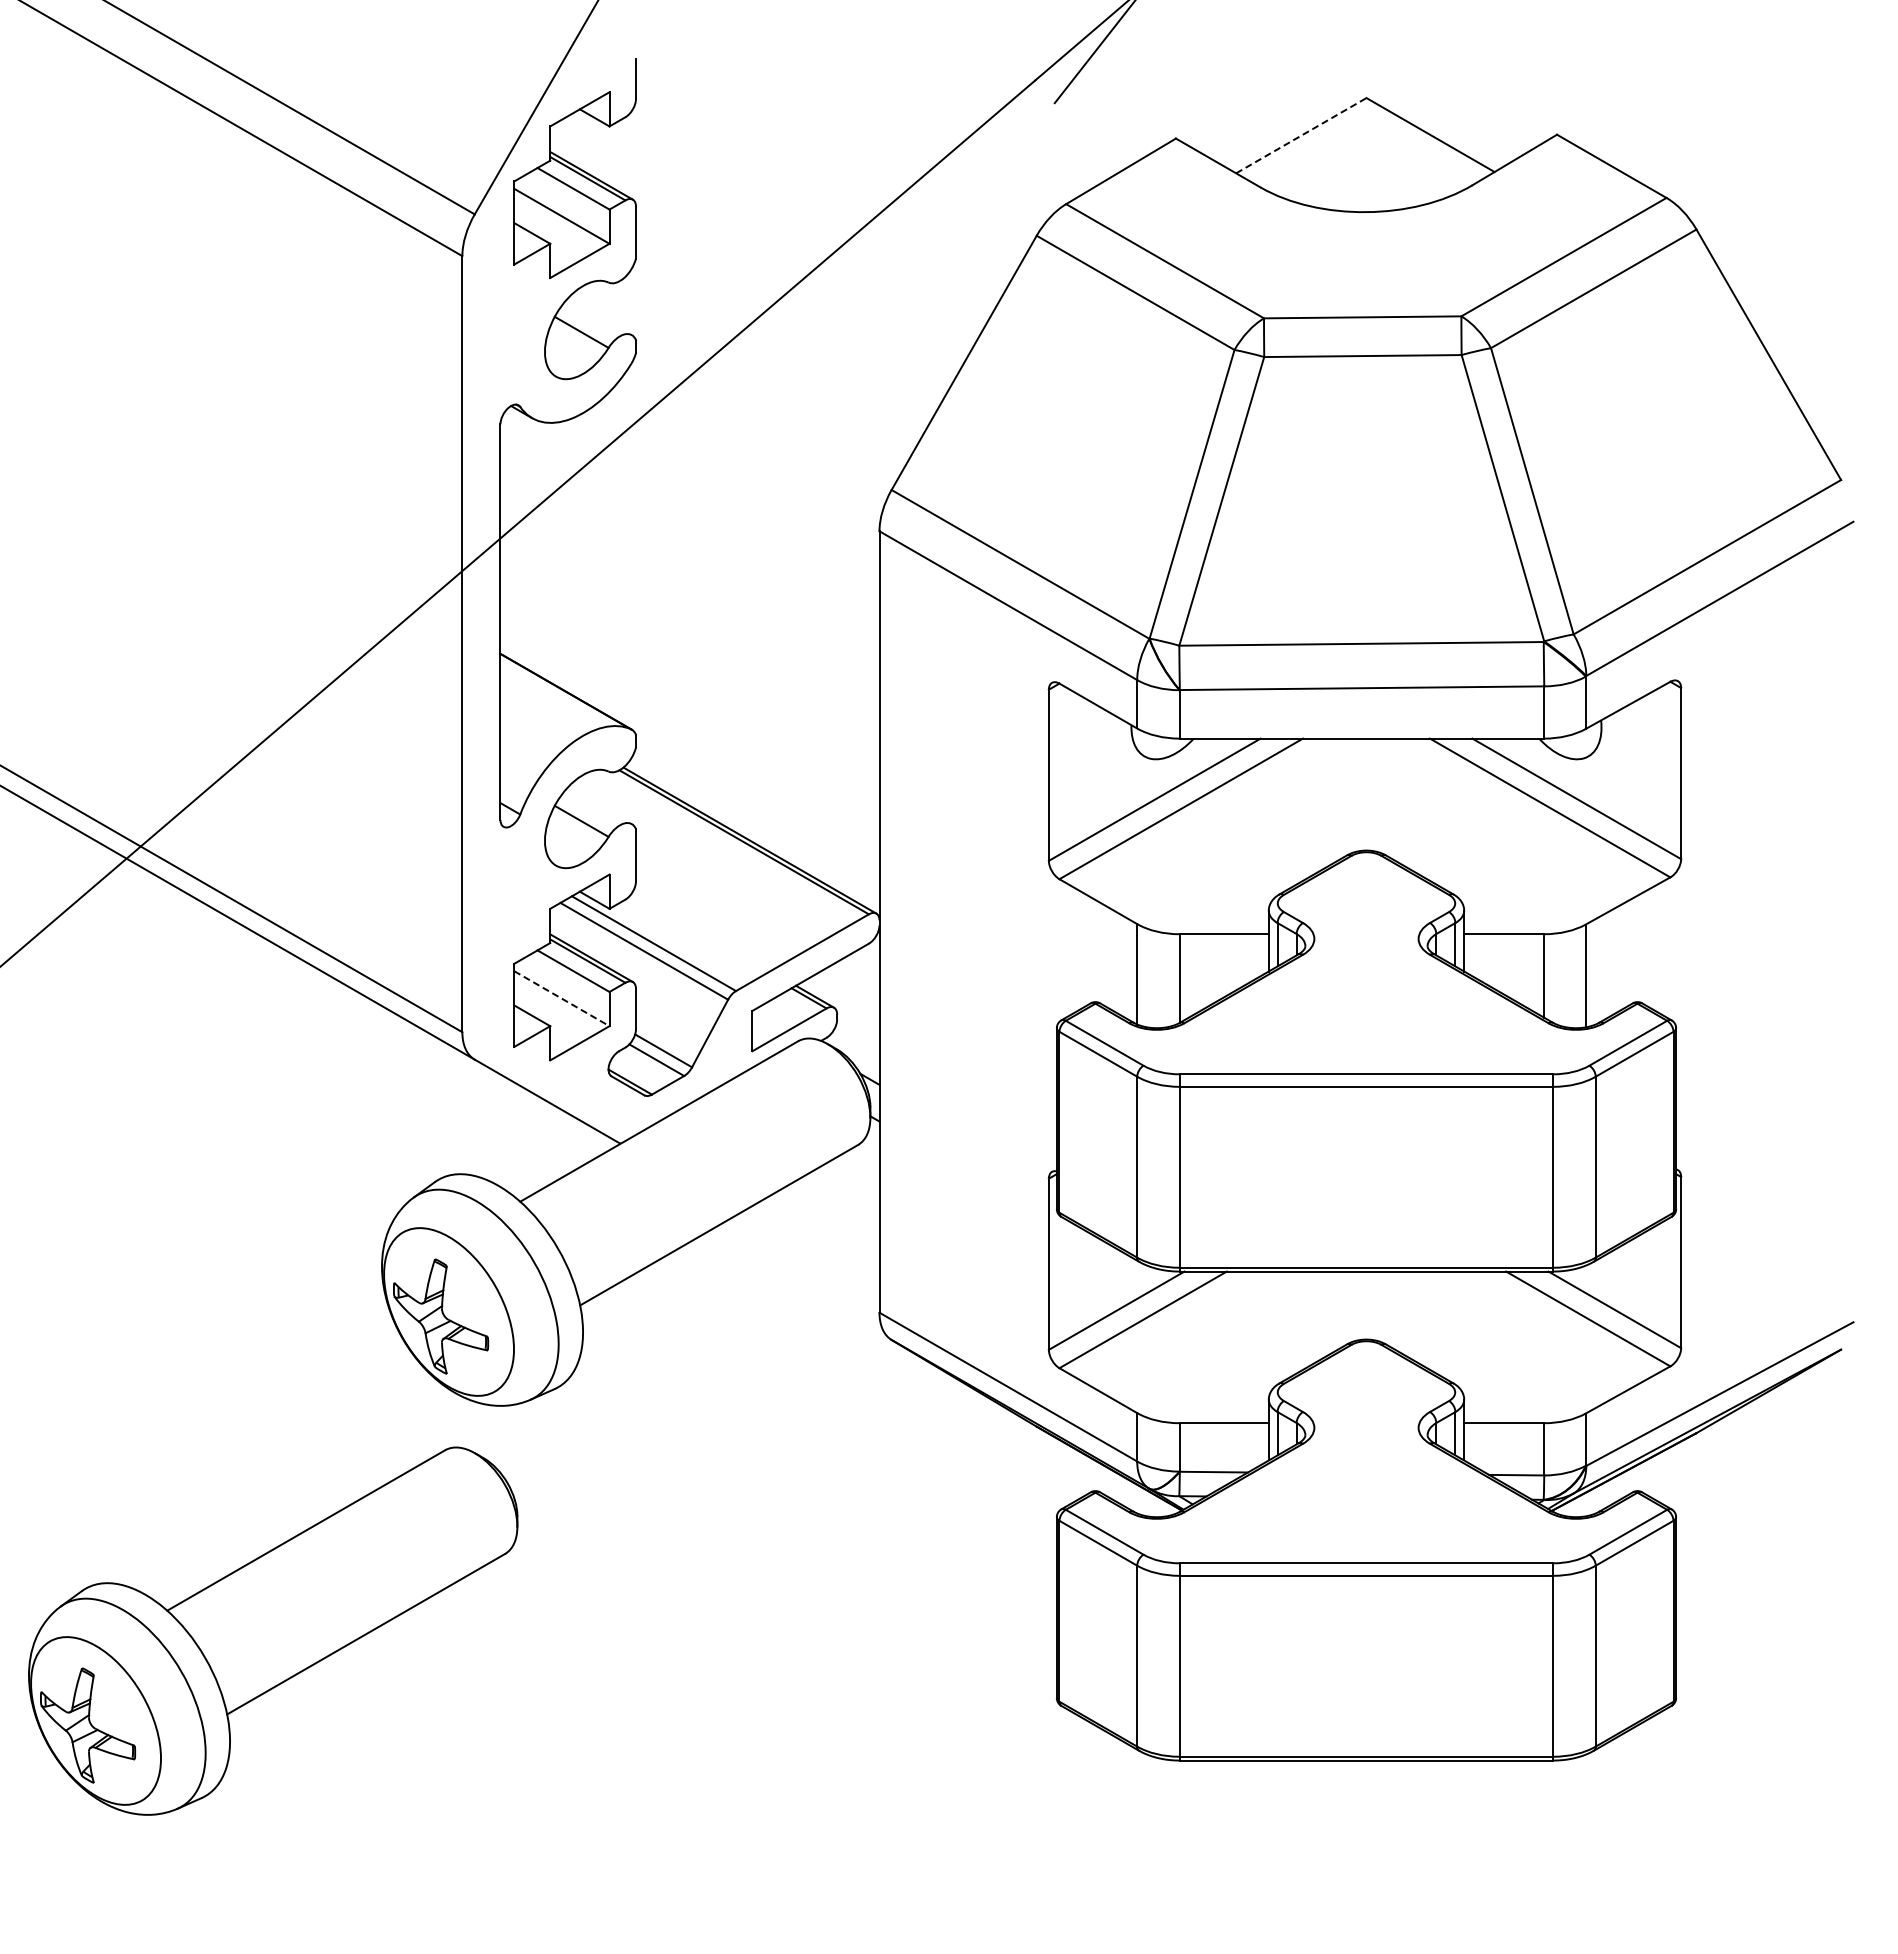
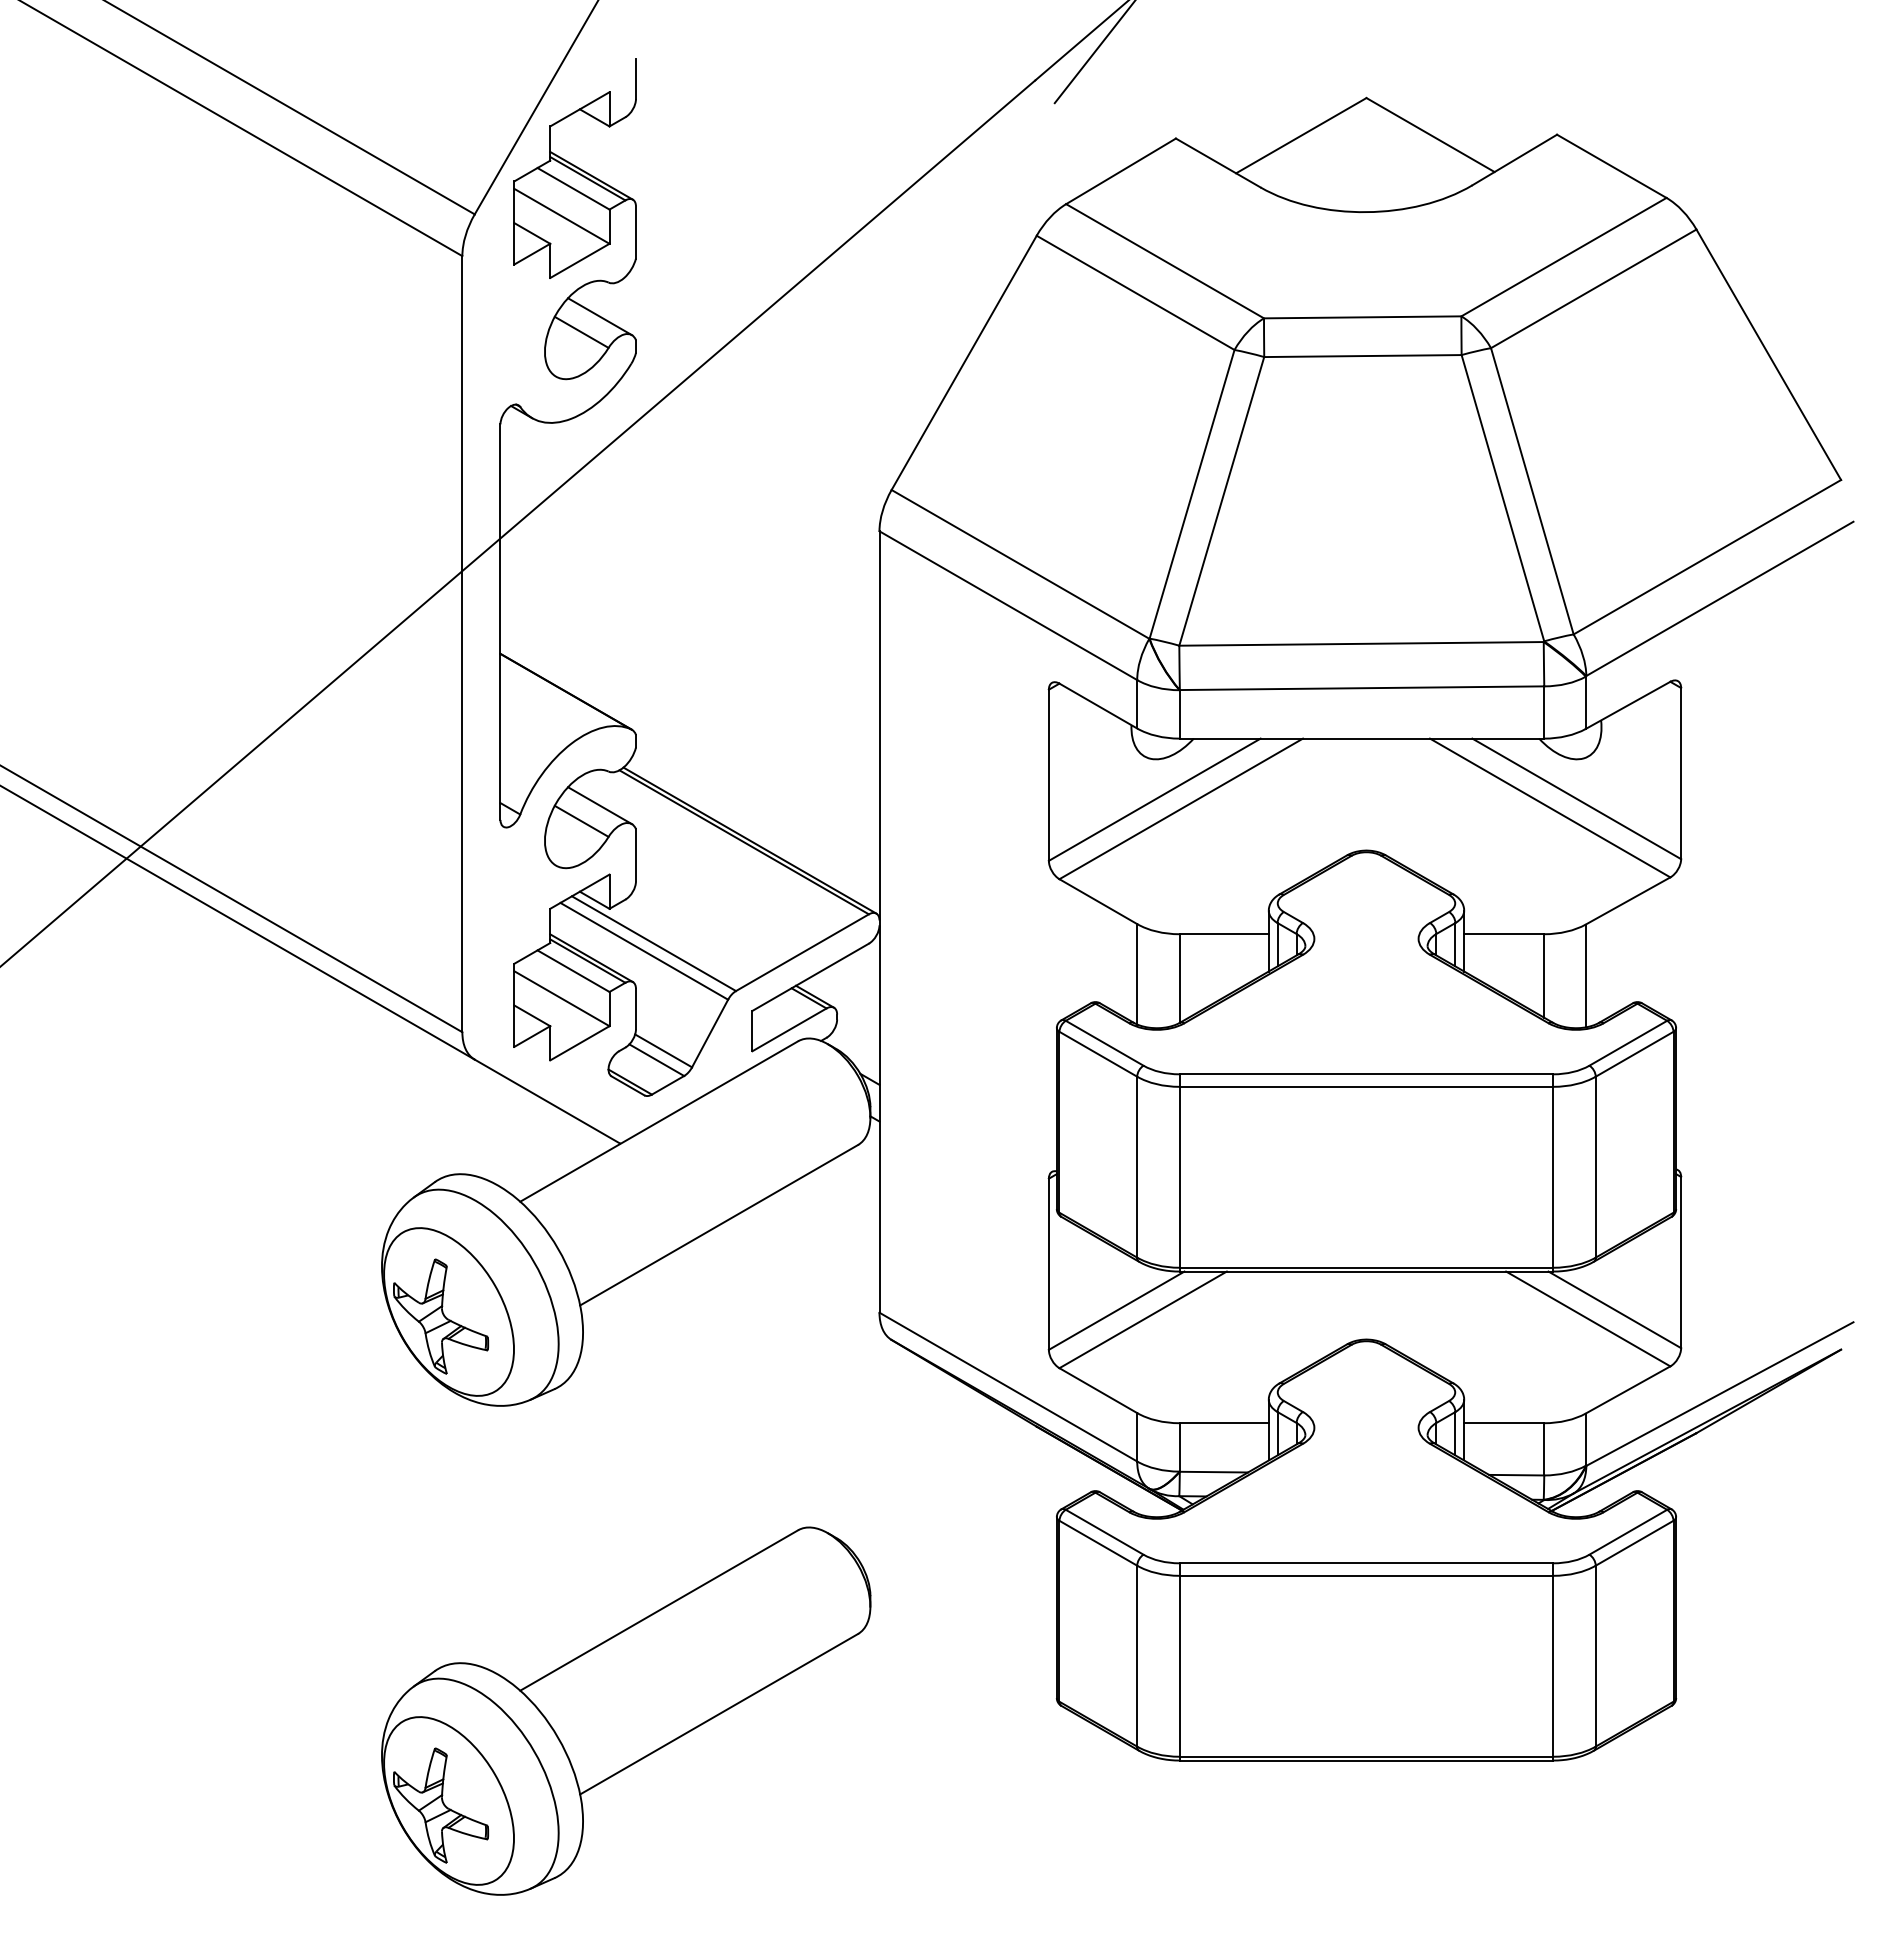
line: dashed -> solid (1301, 135)
line: none -> present (599, 316)
line: none -> present (599, 805)
line: dashed -> solid (562, 998)
part position: (273, 1630) -> (626, 1710) (626, 1710)
